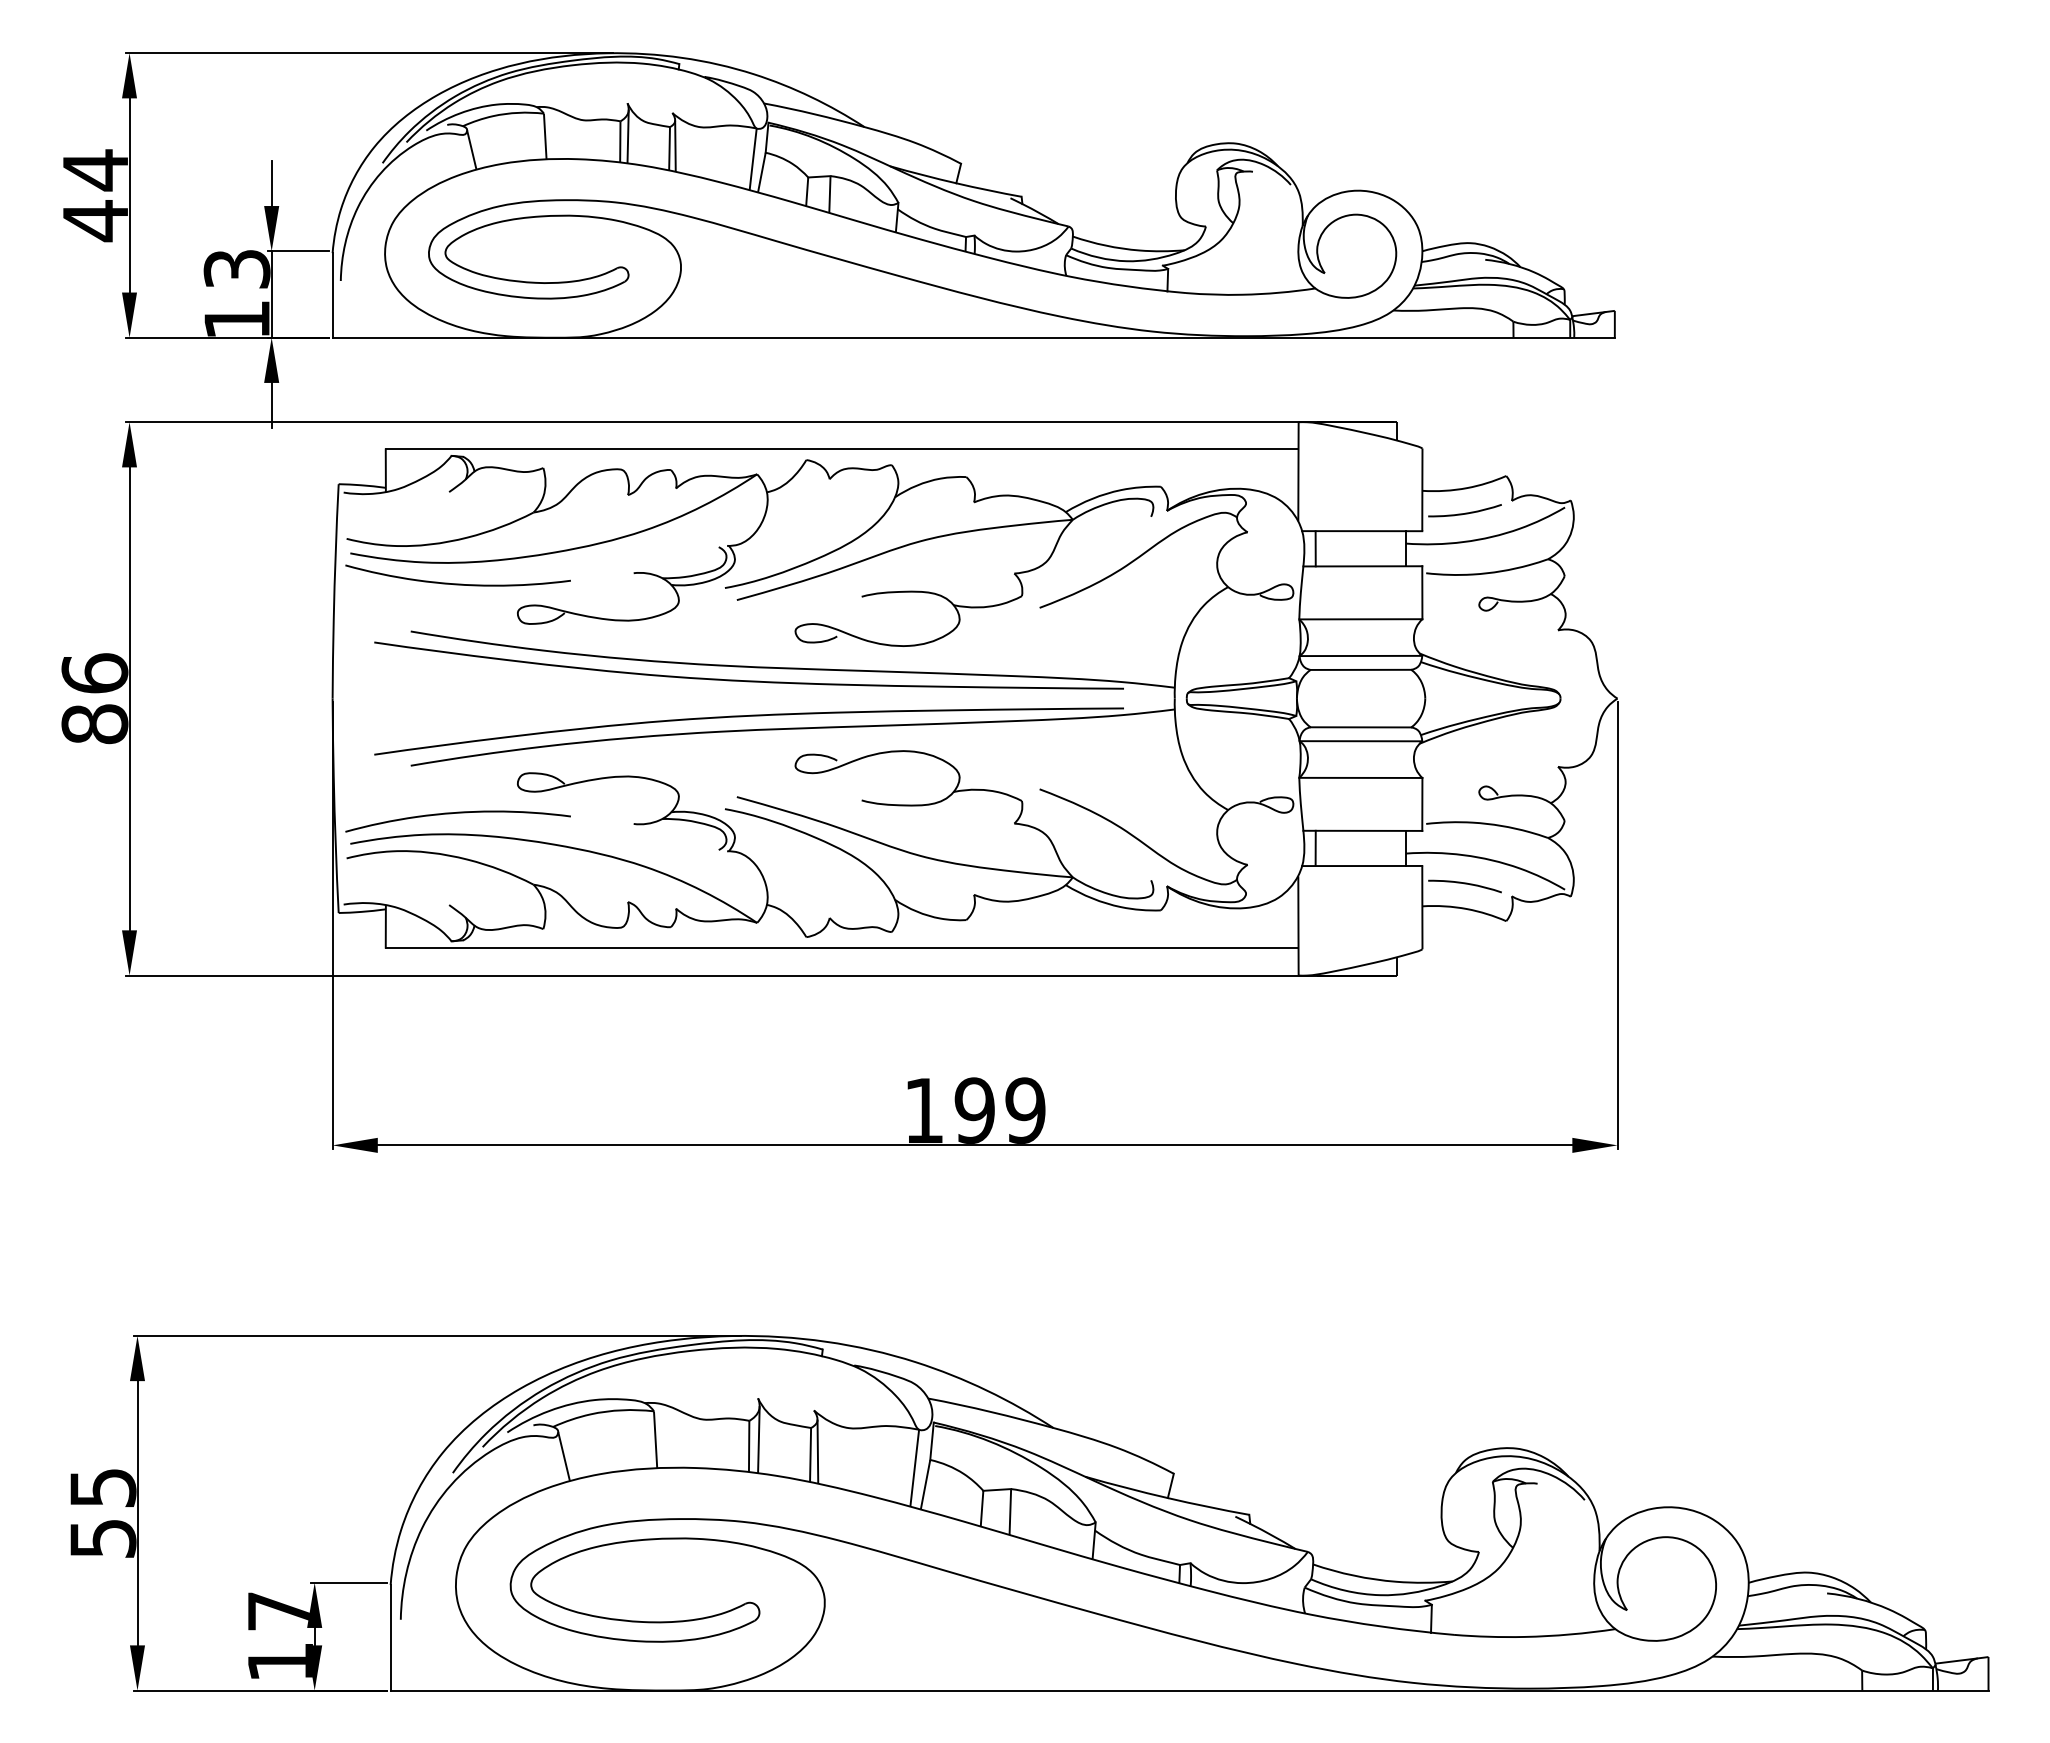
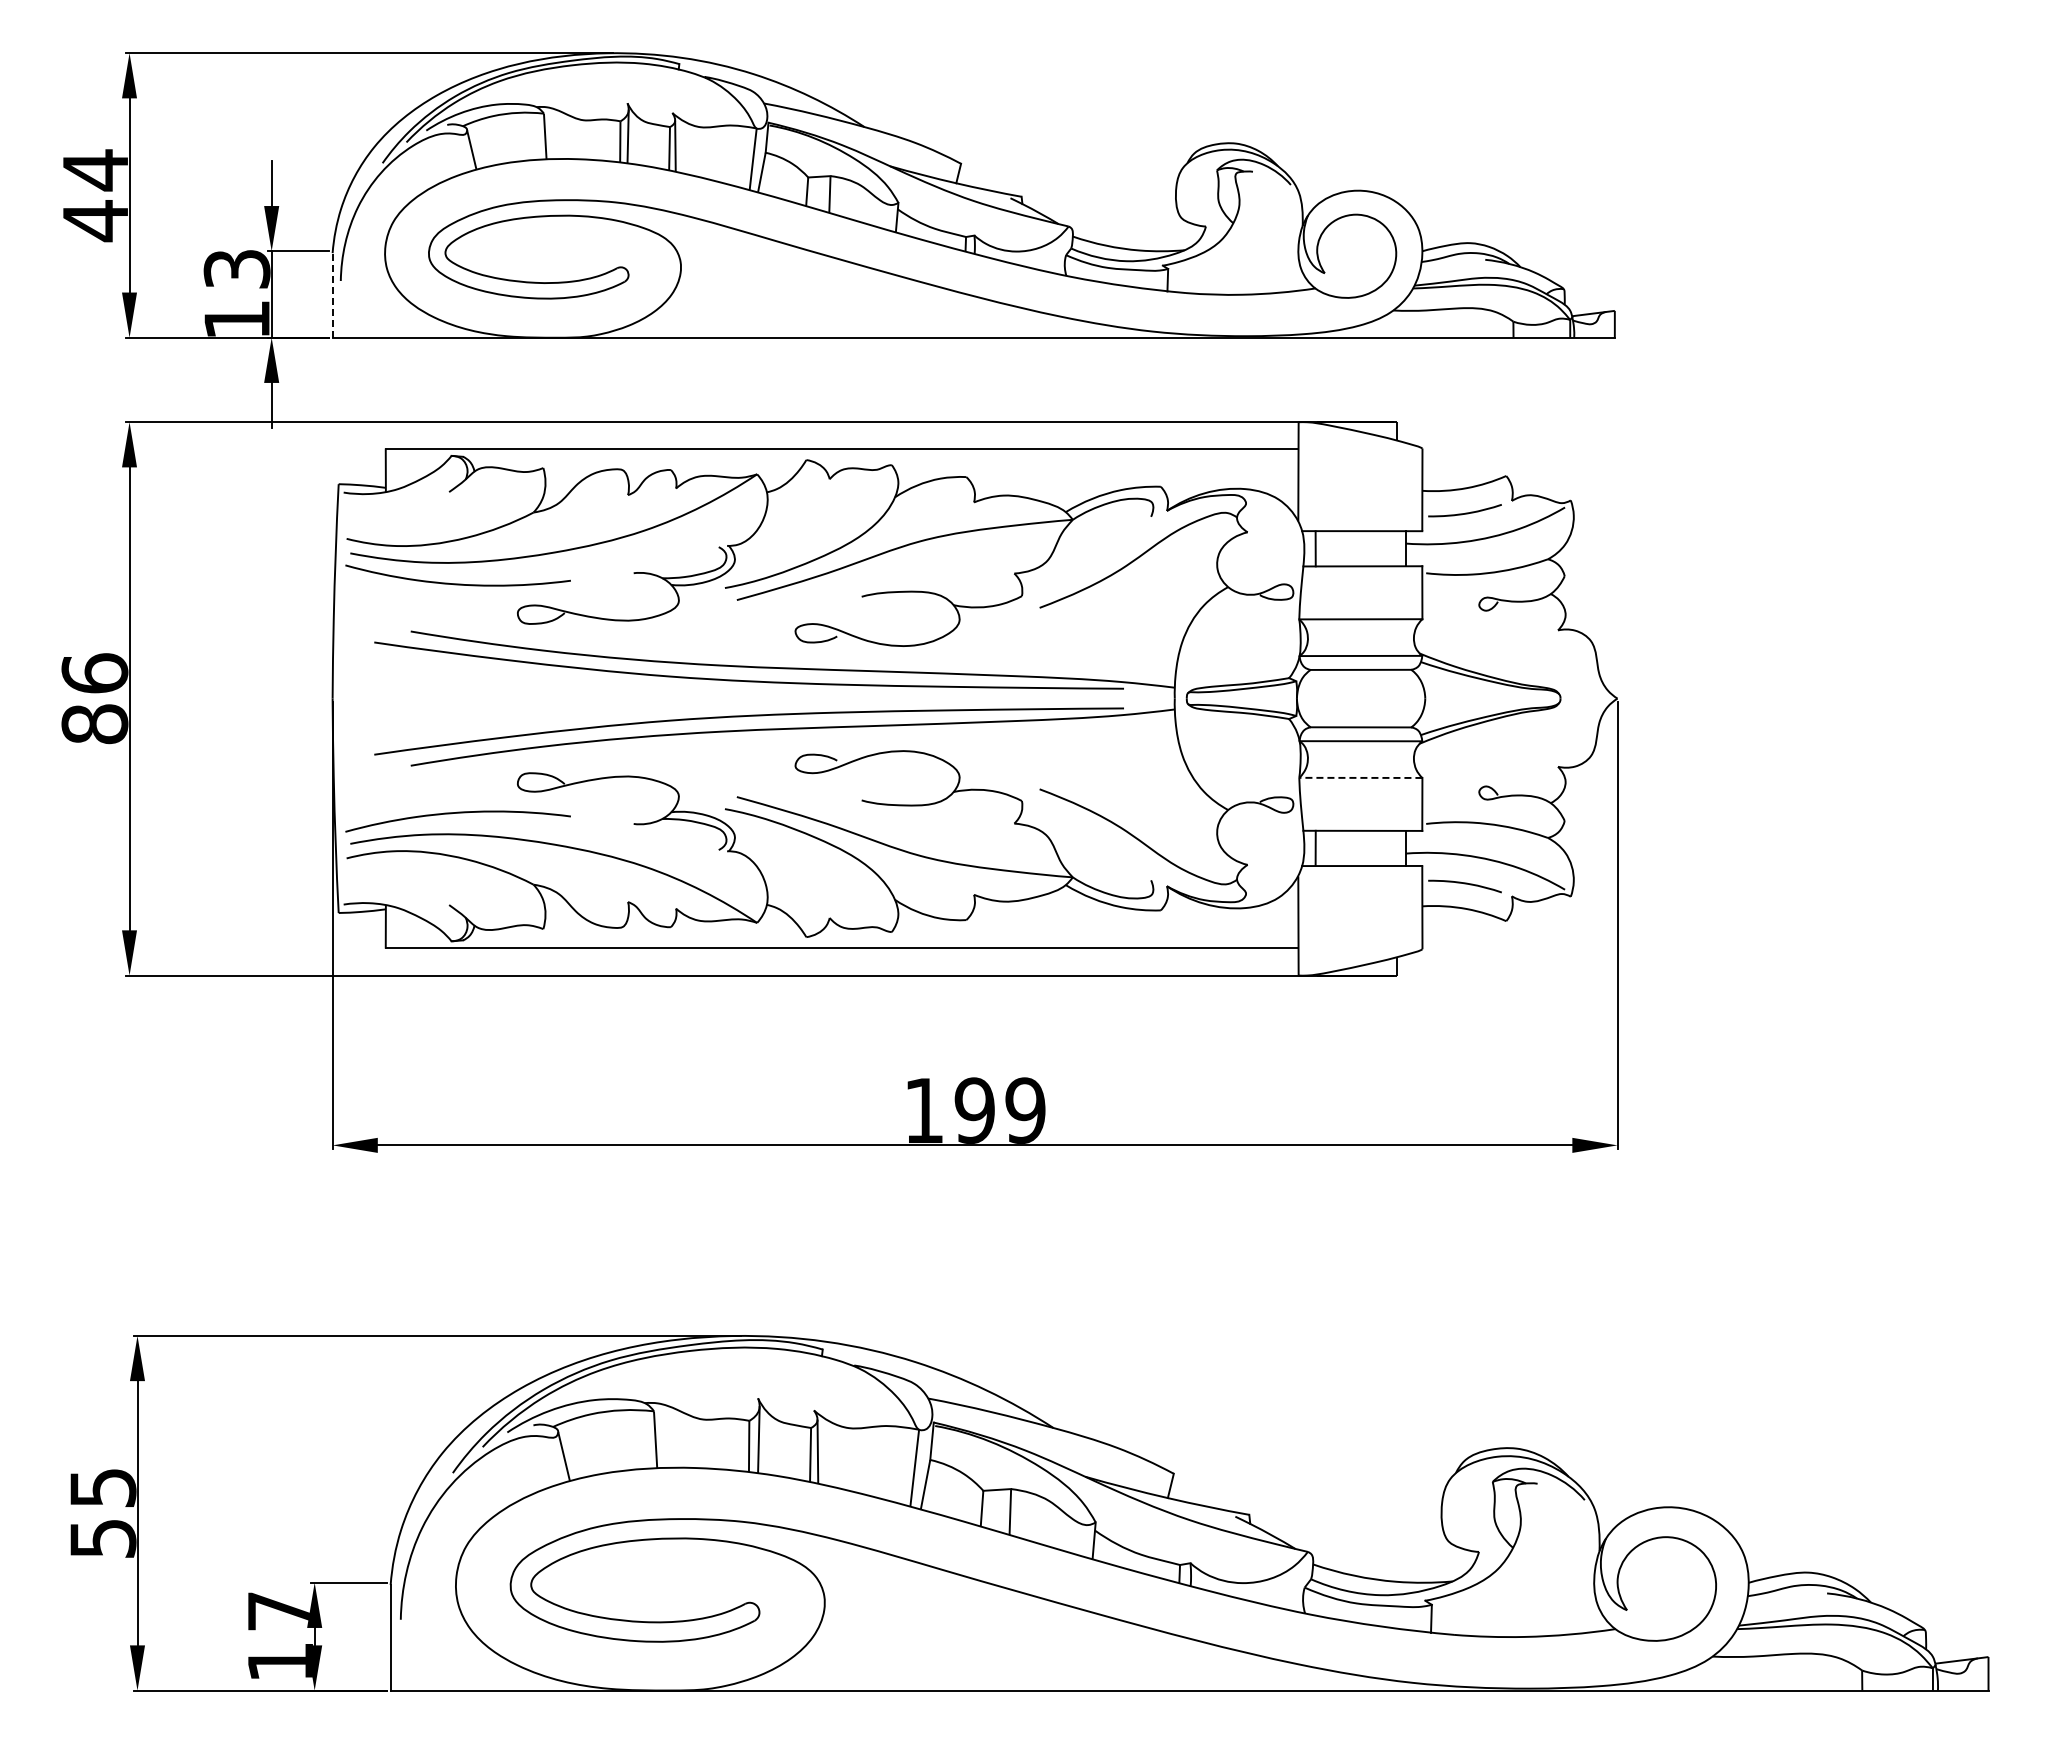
line: solid -> dashed (332, 294)
line: solid -> dashed (1360, 777)
